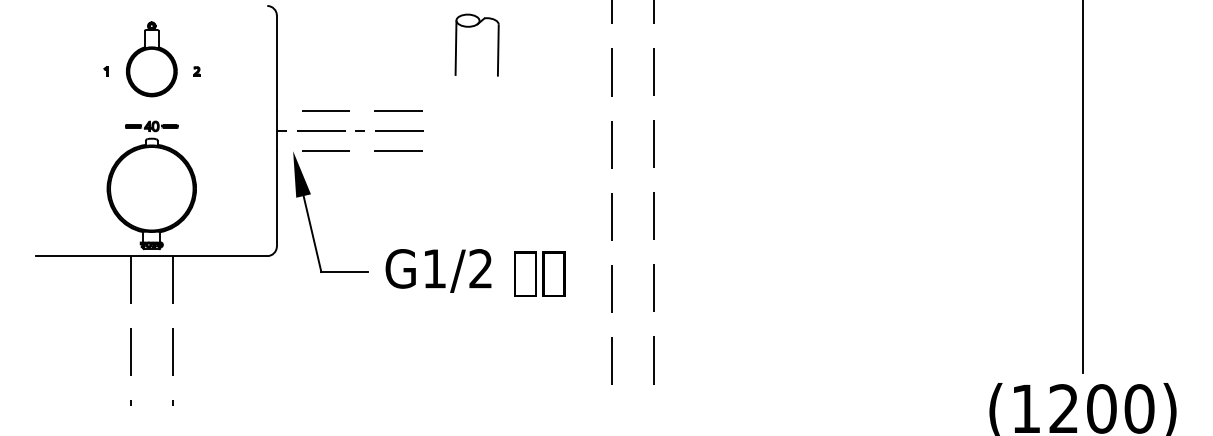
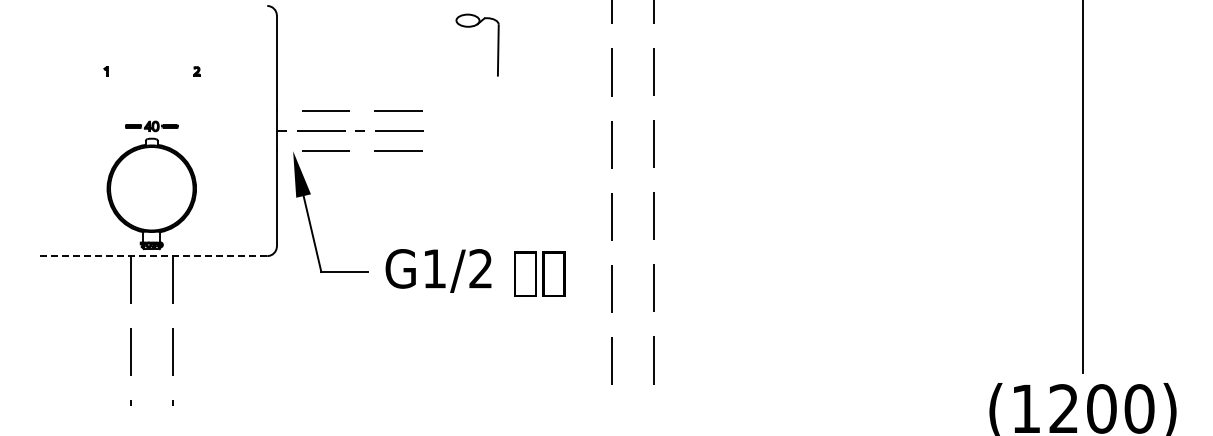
line: present -> none (455, 47)
part: present -> none (151, 59)
line: solid -> dashed (151, 256)
